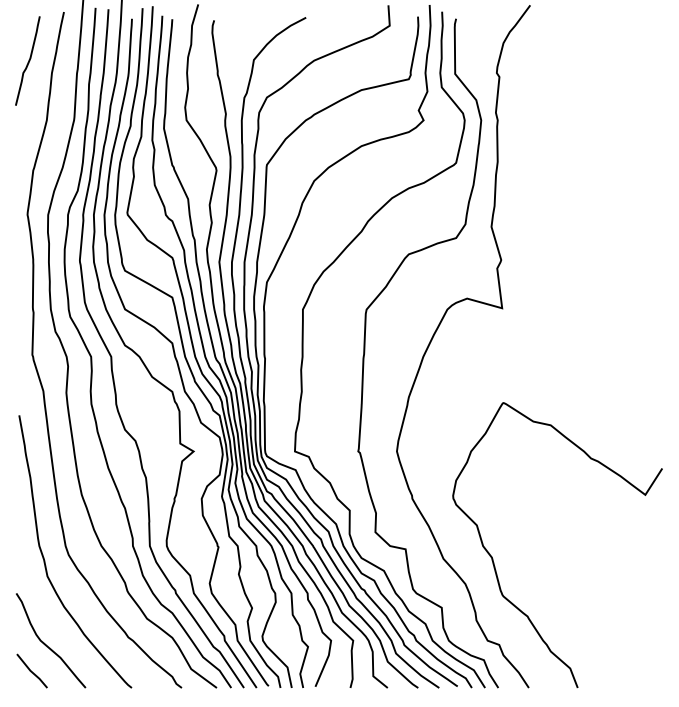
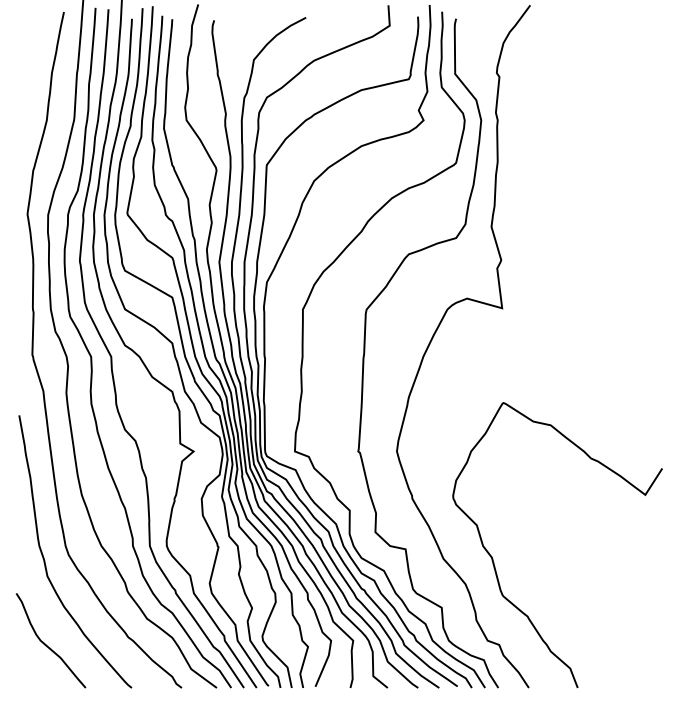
curve: present -> none (28, 60)
line: present -> none (31, 670)
